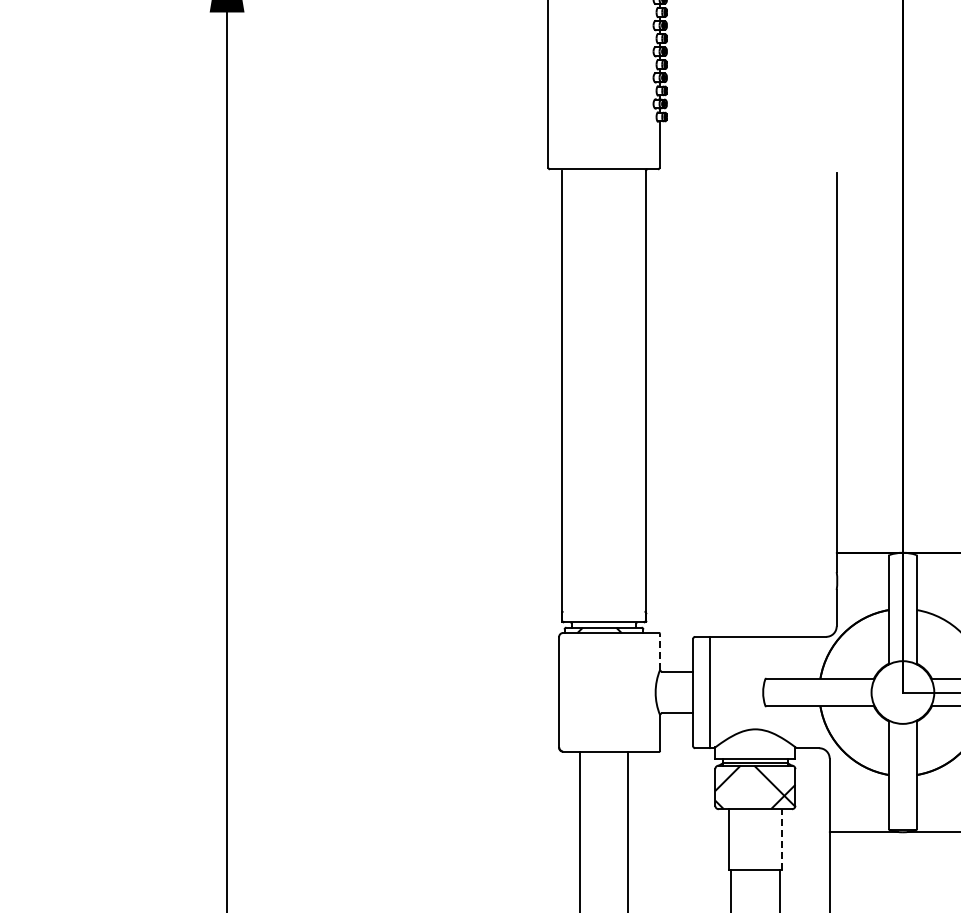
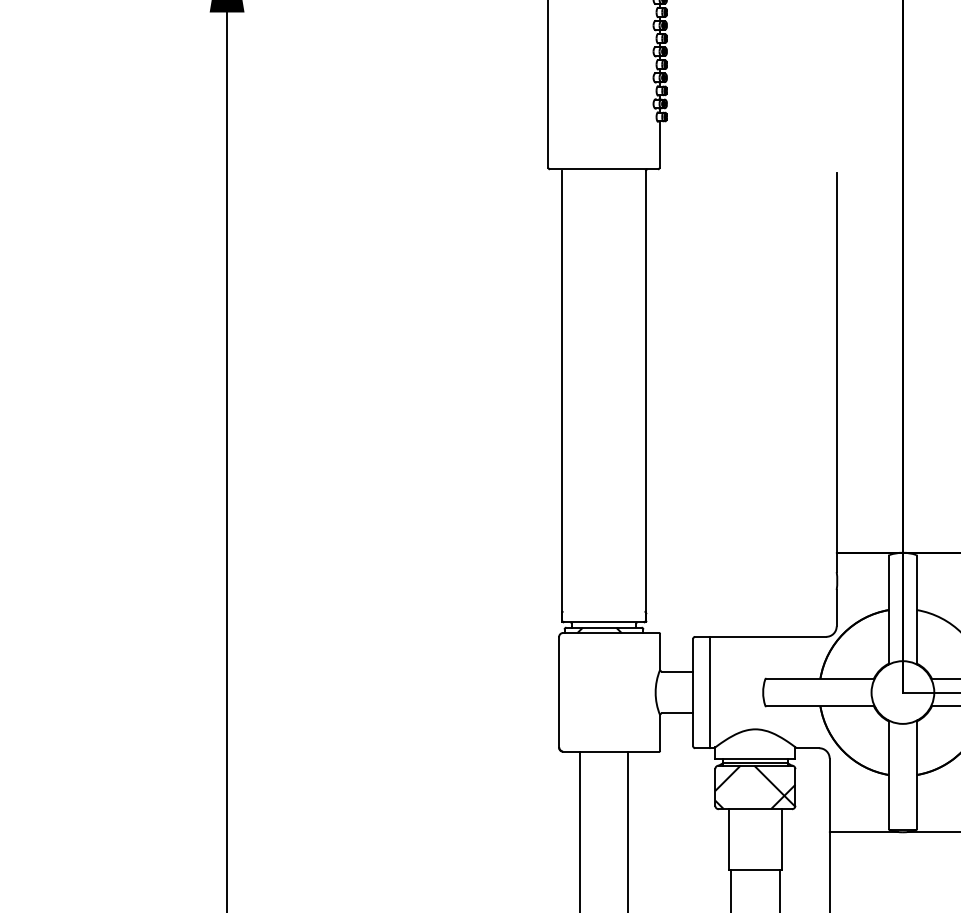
line: dashed -> solid (660, 651)
line: dashed -> solid (781, 839)
